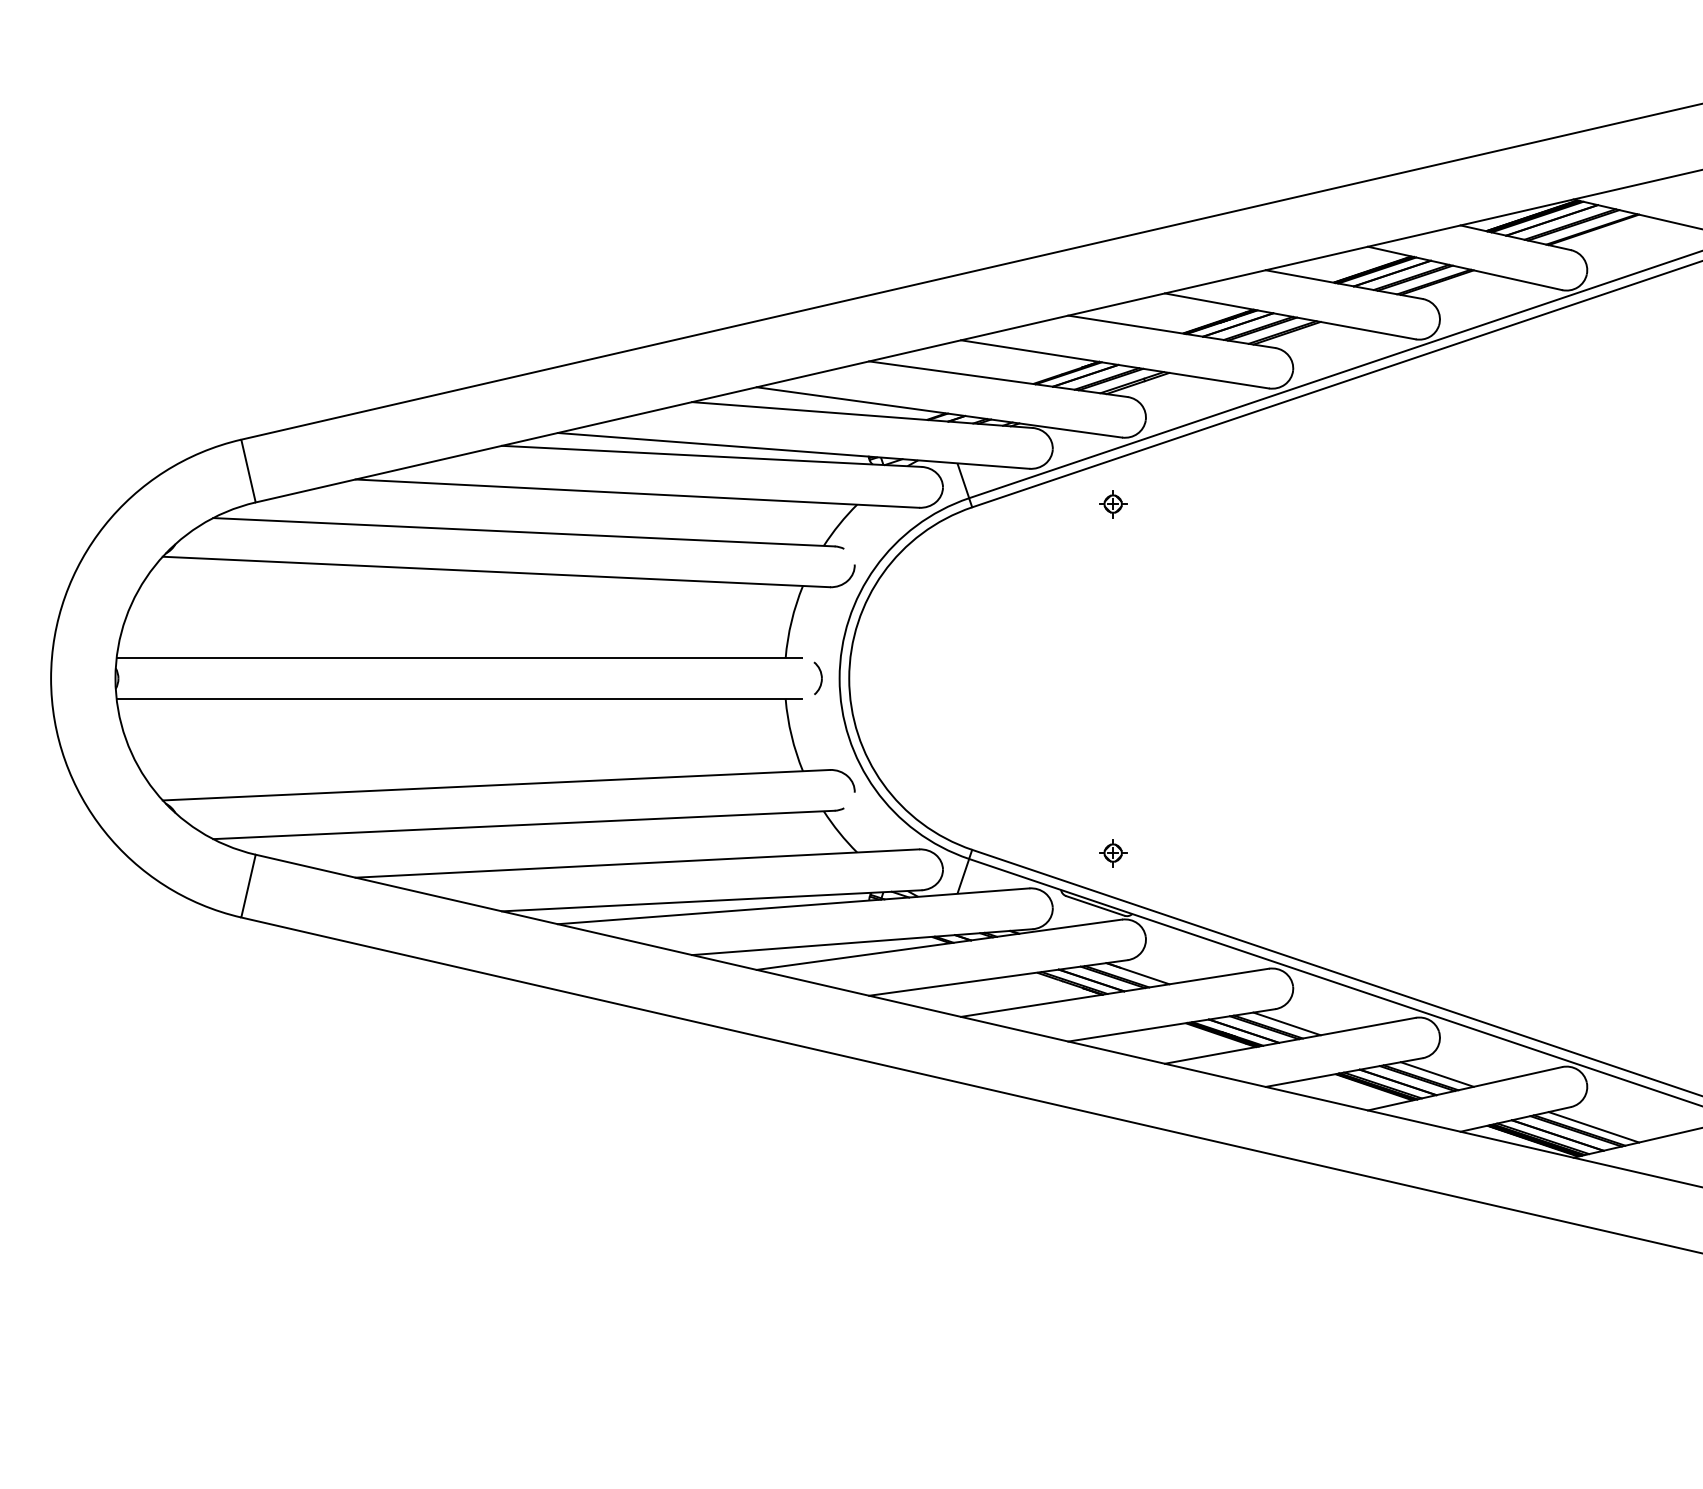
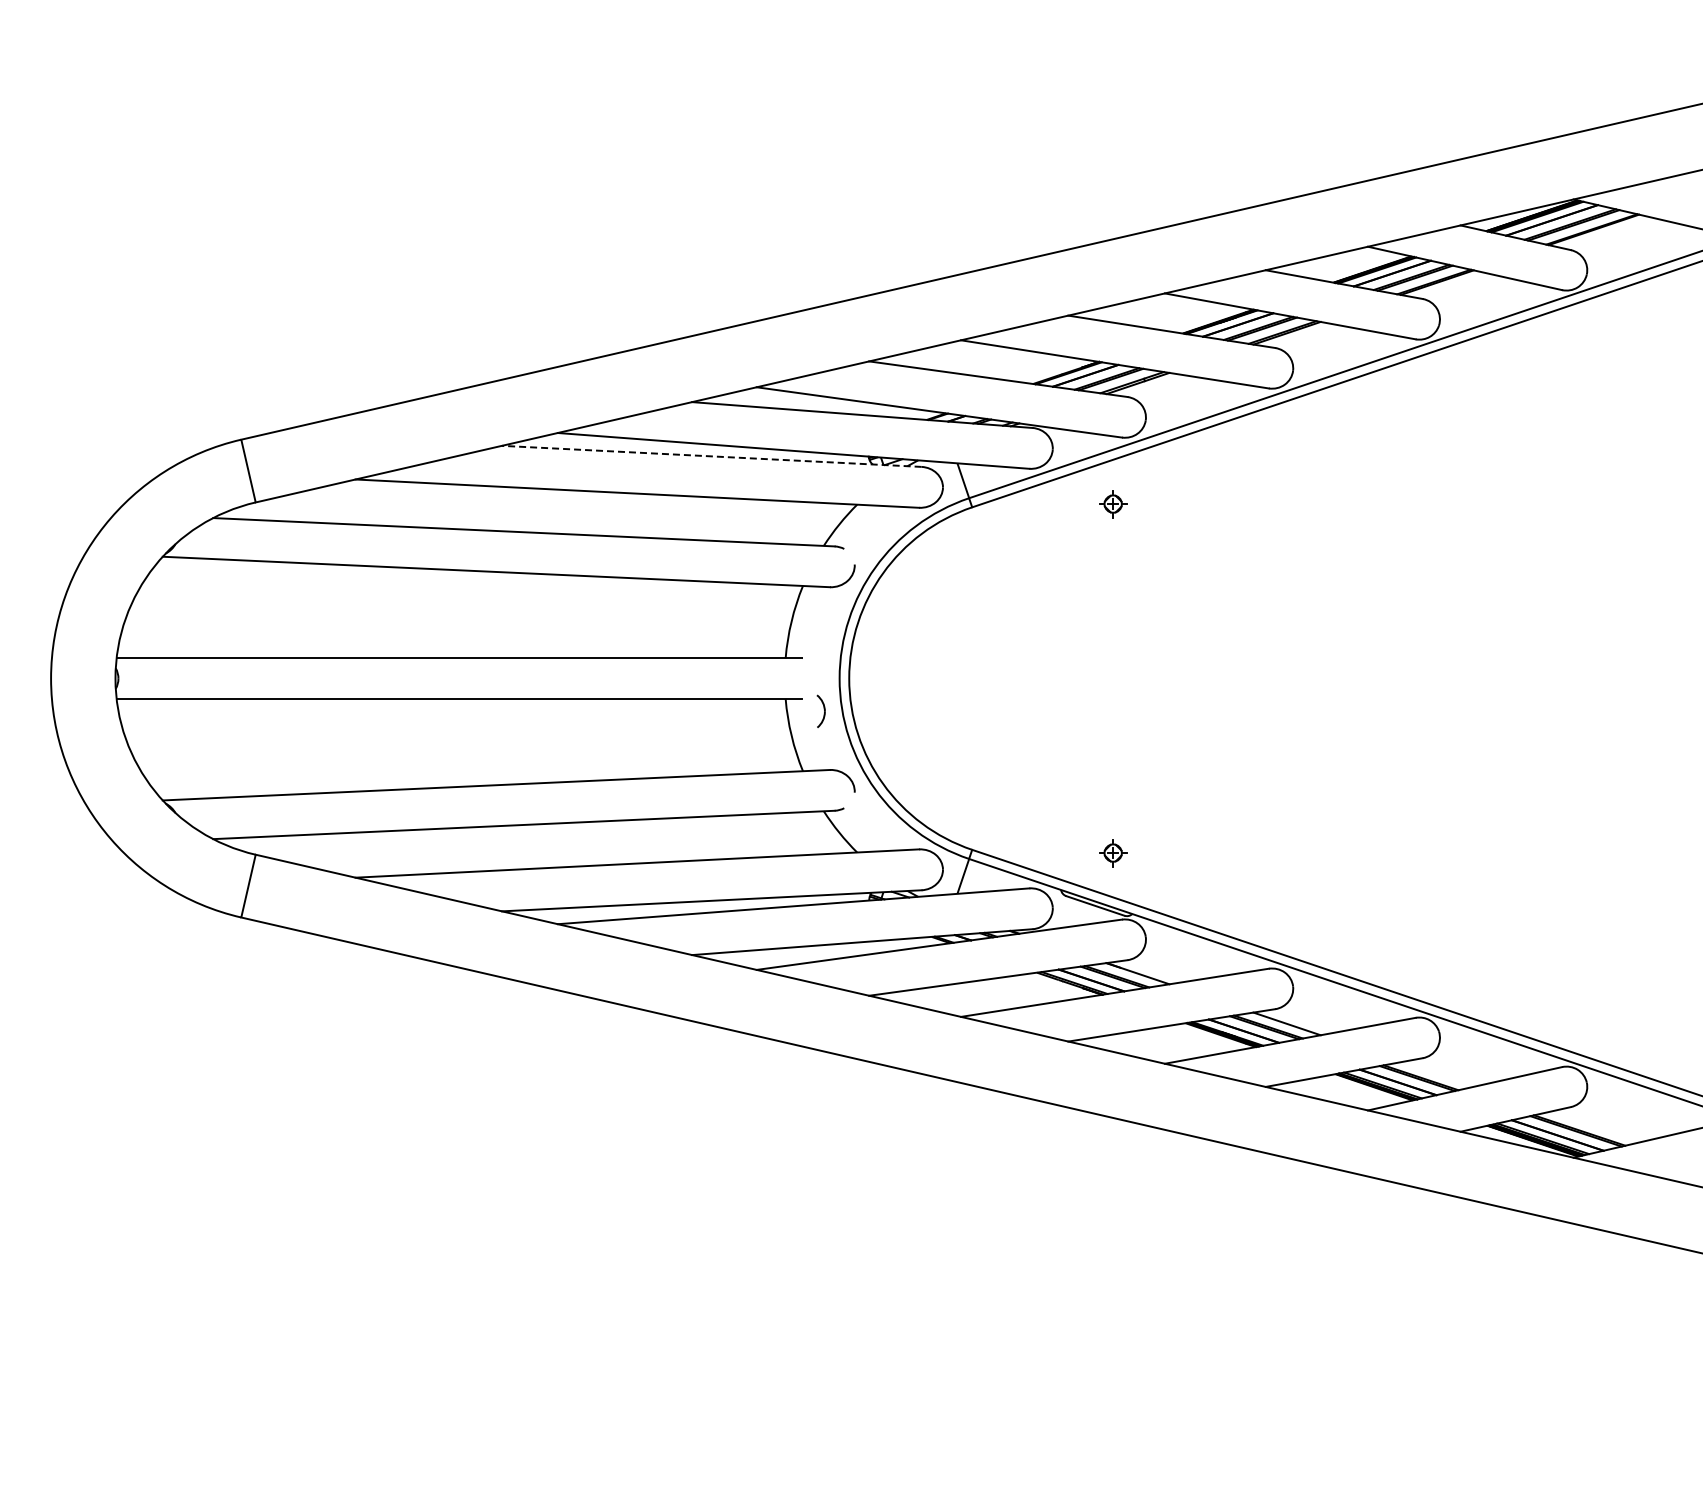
line: solid -> dashed (711, 456)
part position: (817, 677) -> (820, 710) (820, 710)
line: present -> none (1436, 1074)
line: present -> none (1593, 1127)
